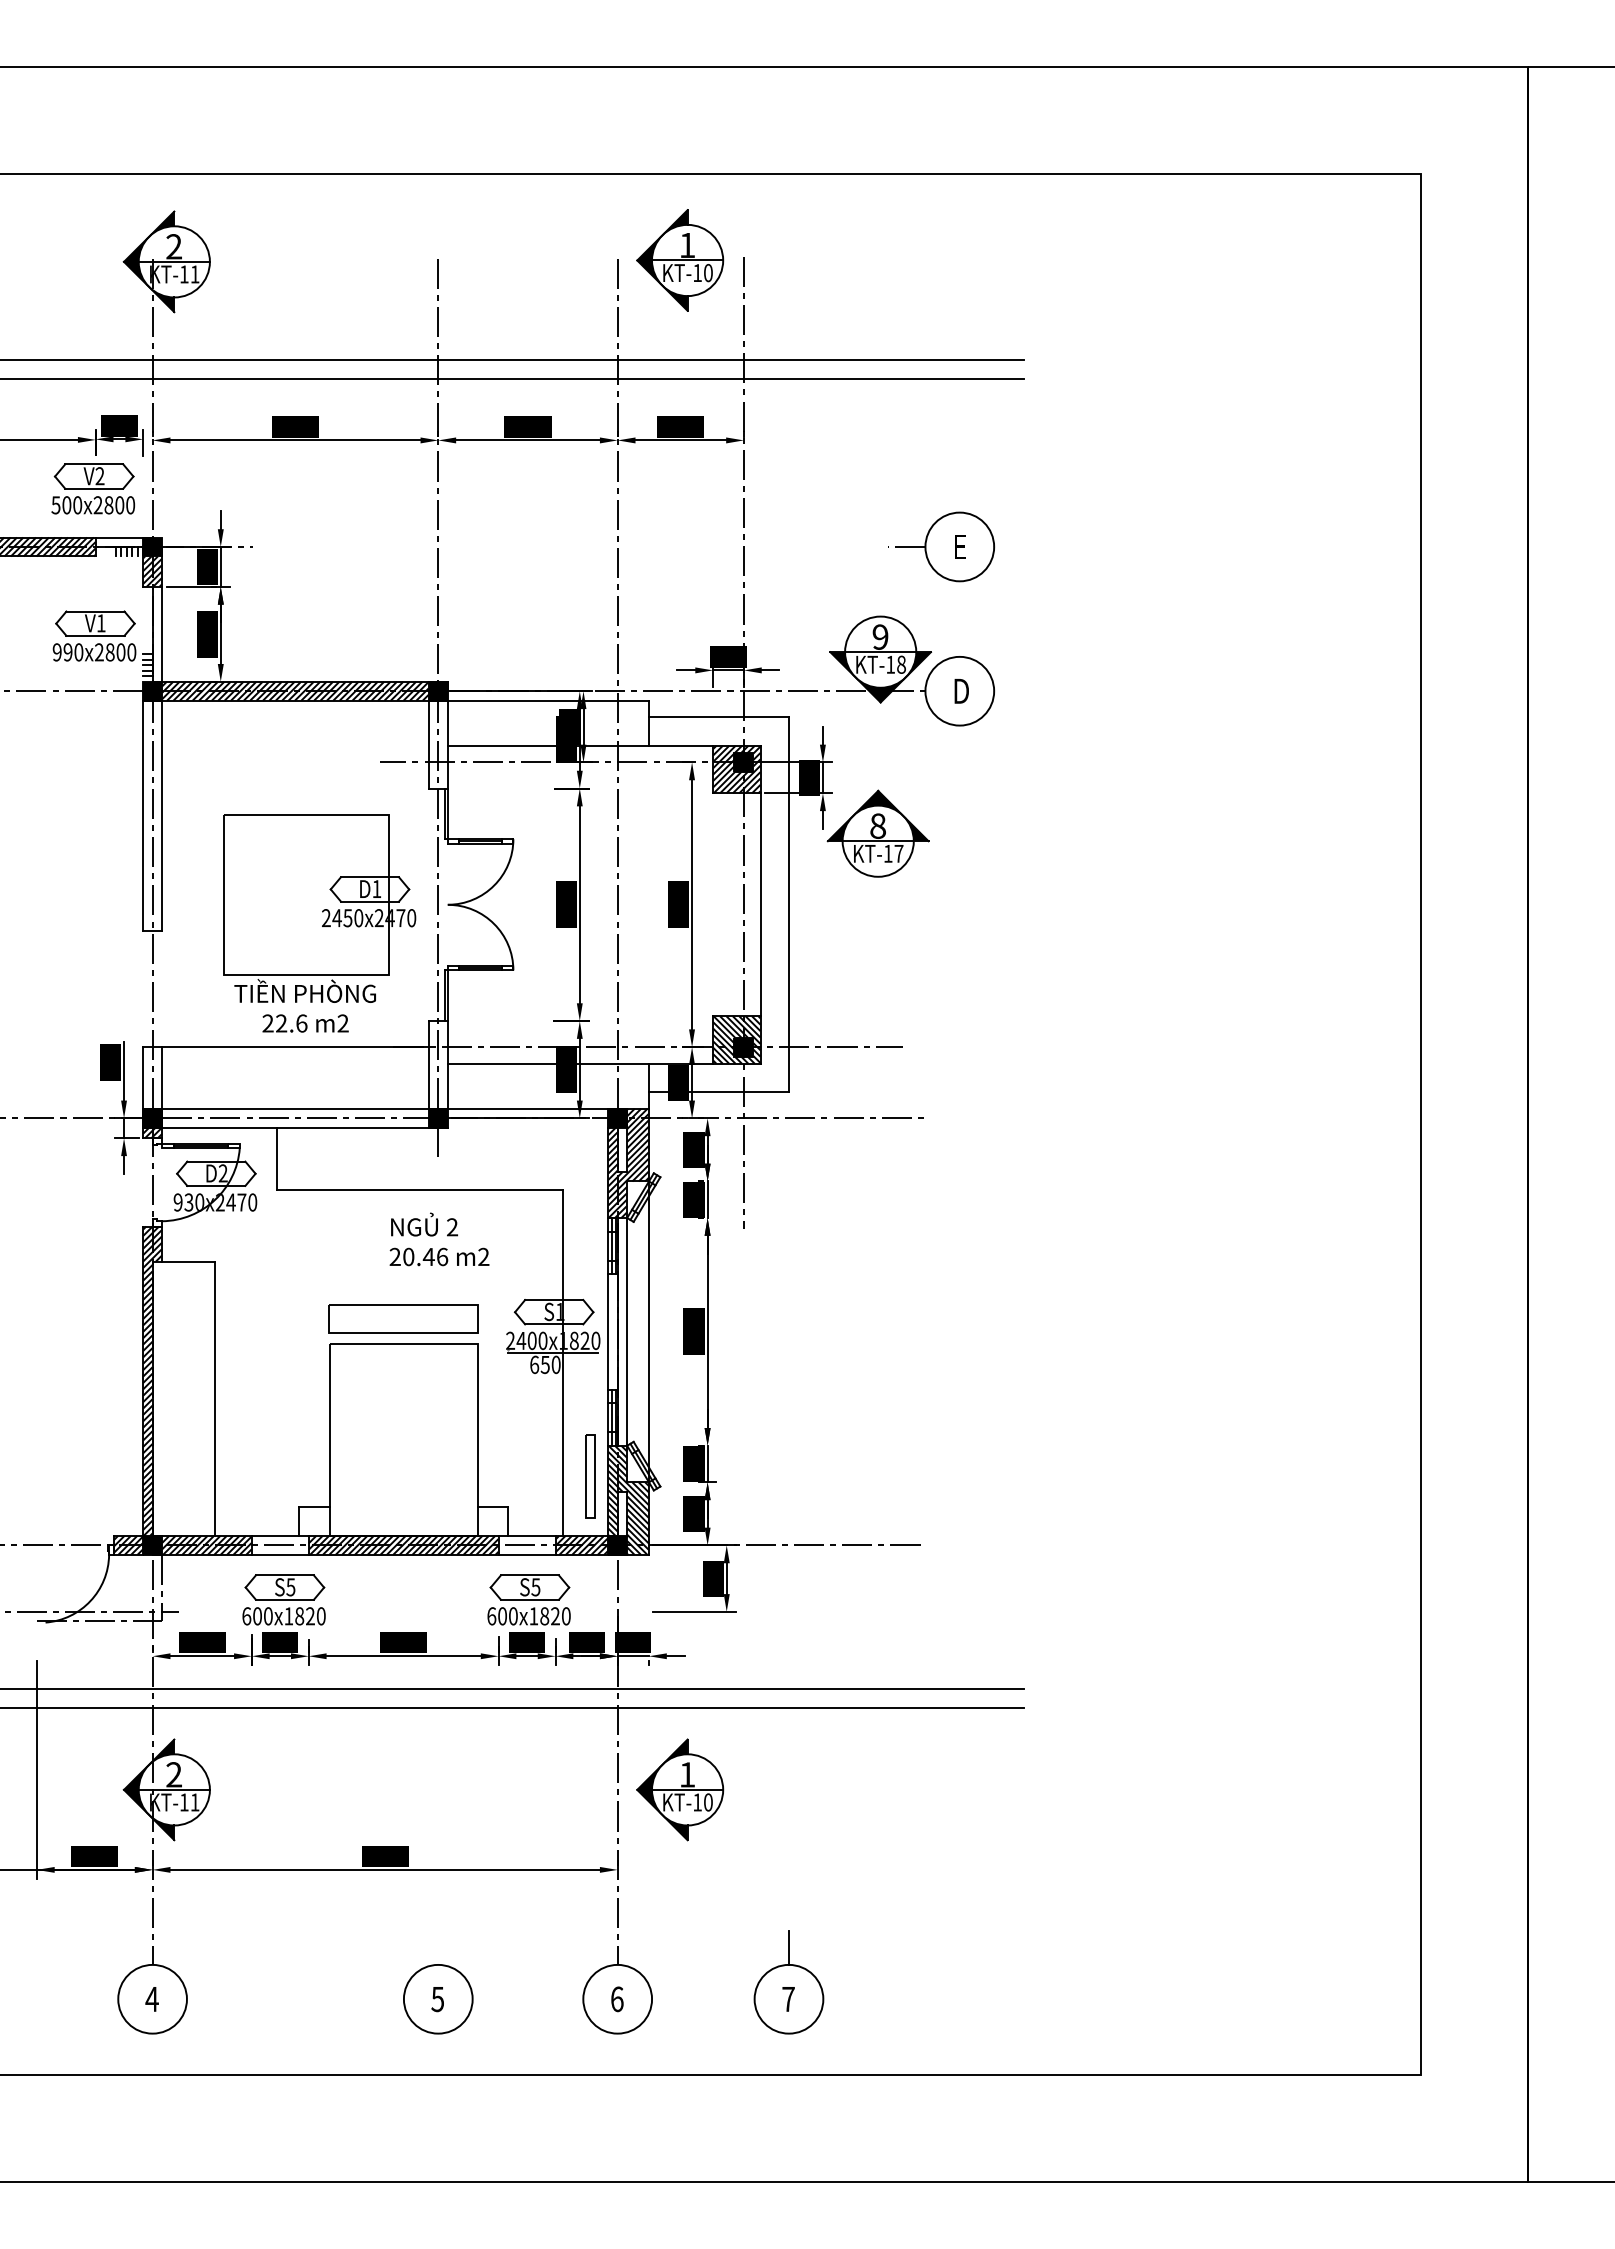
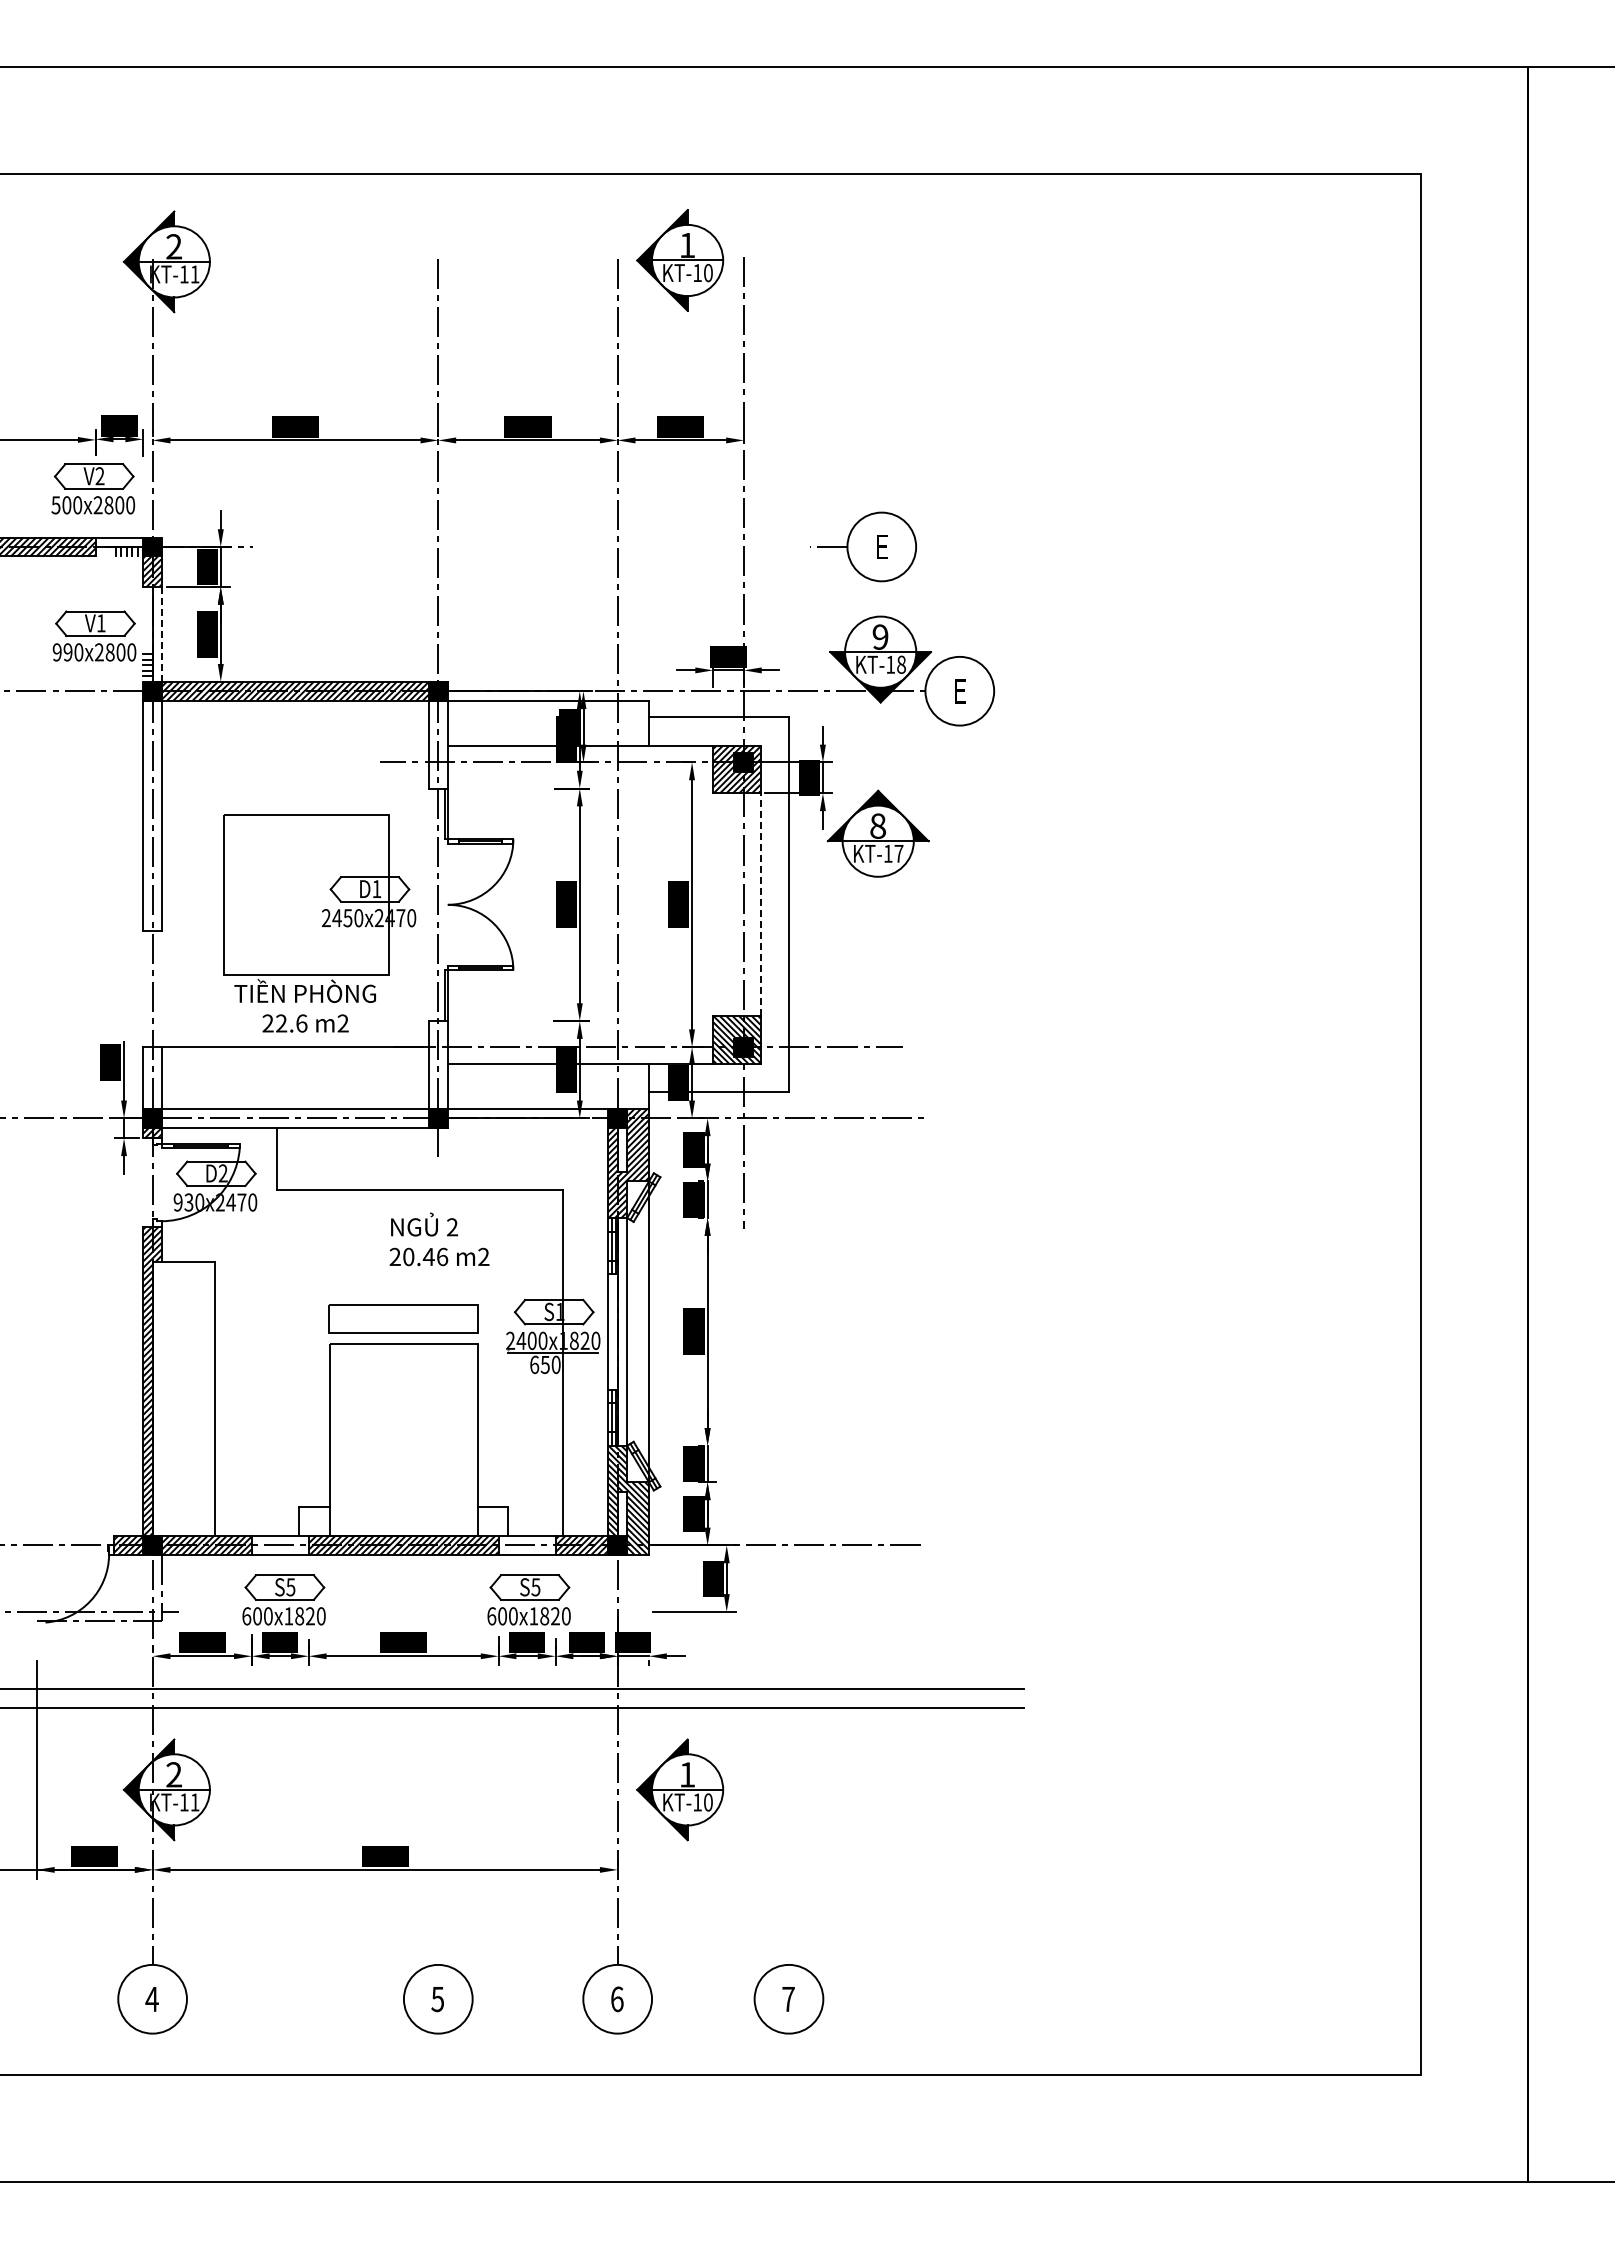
line: present -> none (513, 360)
line: present -> none (513, 379)
part position: (941, 546) -> (863, 546) (863, 546)
line: solid -> dashed (162, 634)
text: D -> E (961, 690)
line: solid -> dashed (760, 904)
part: present -> none (590, 1476)
line: present -> none (788, 1947)
